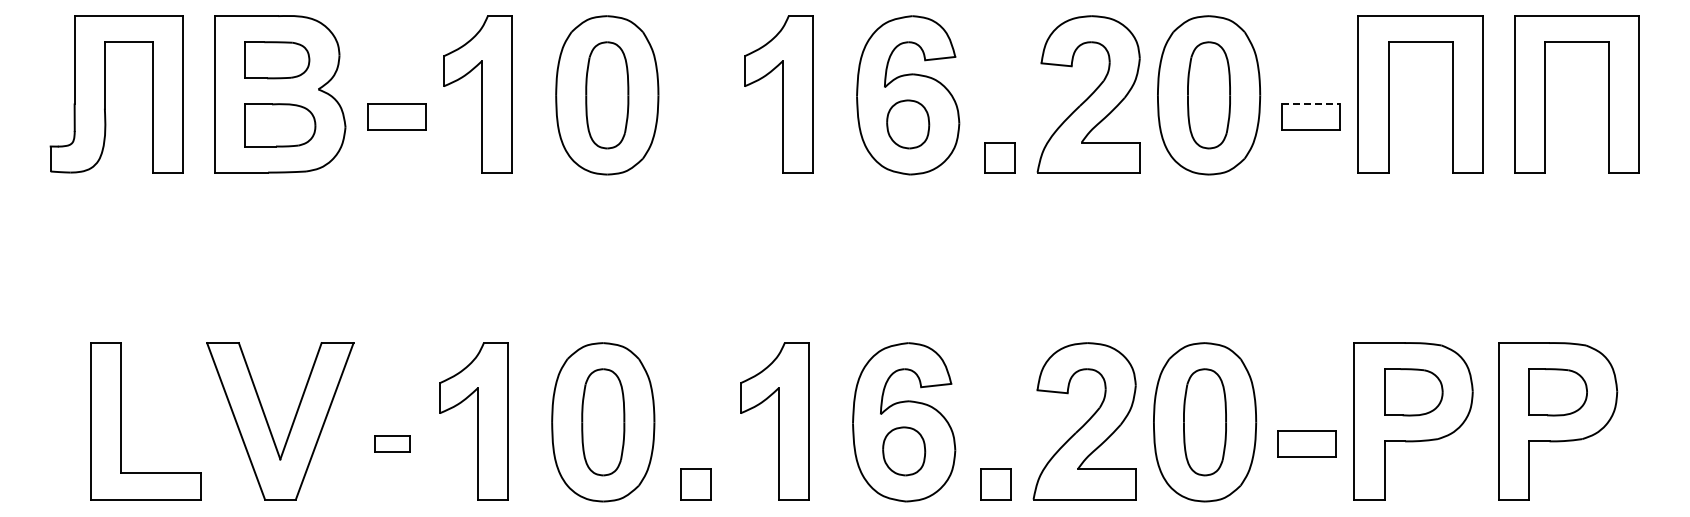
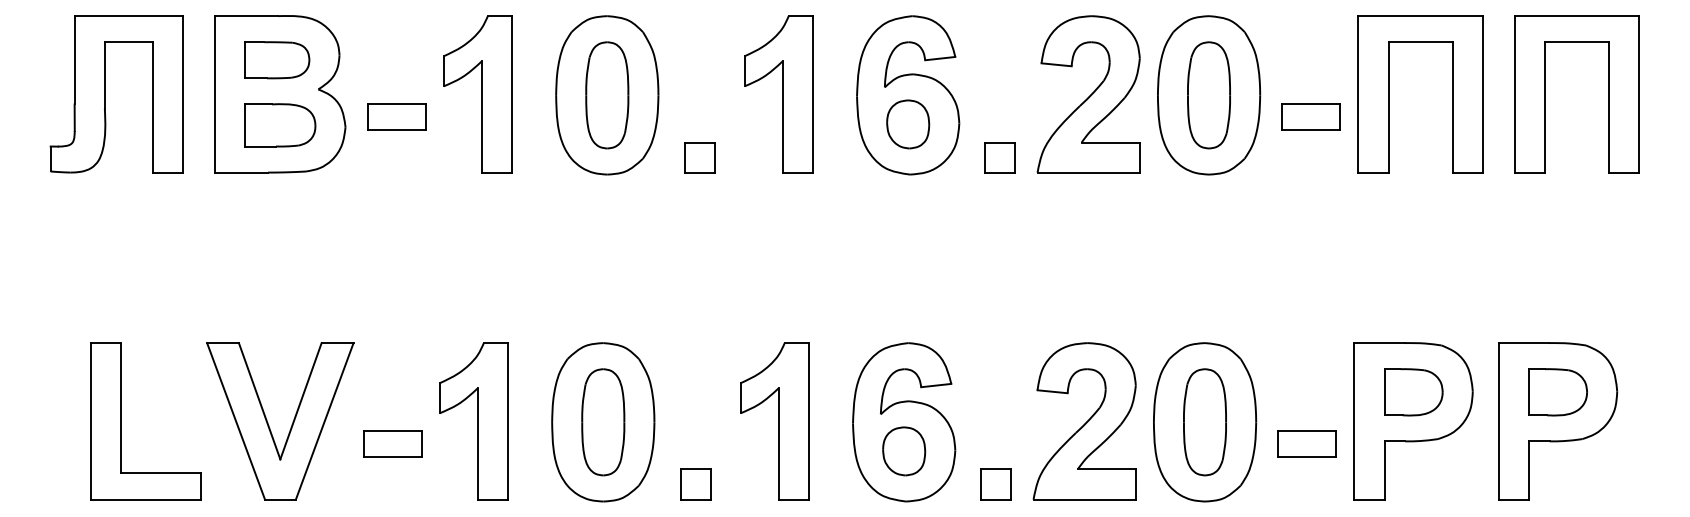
line: dashed -> solid (1311, 104)
part: none -> present (699, 157)
part size: 37x18 px -> 60x28 px (392, 443)
